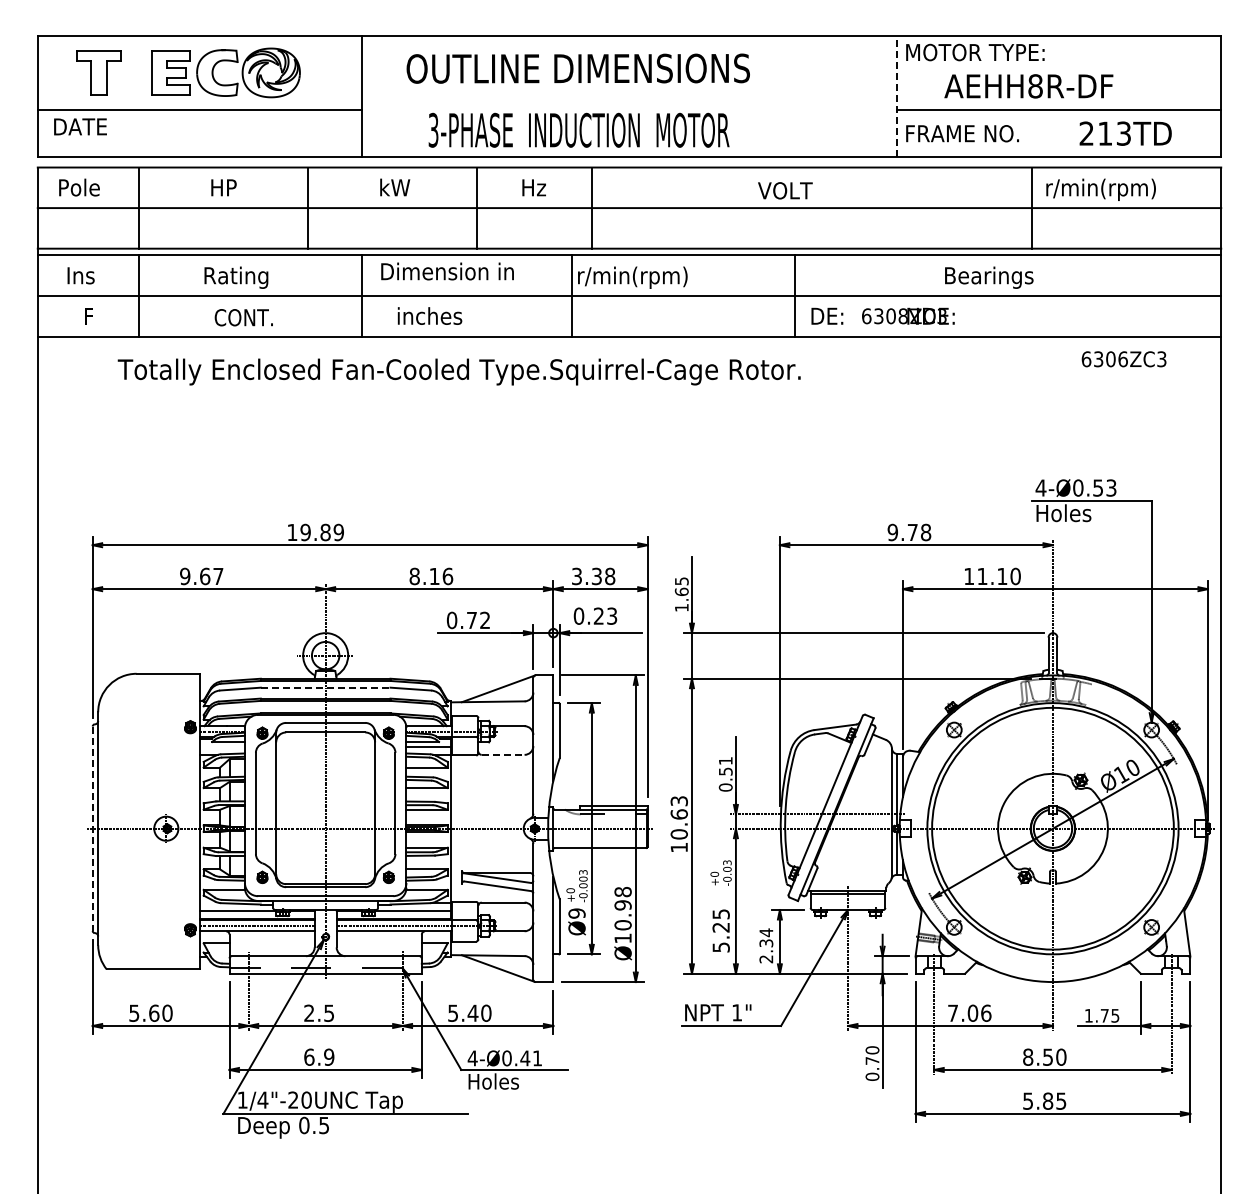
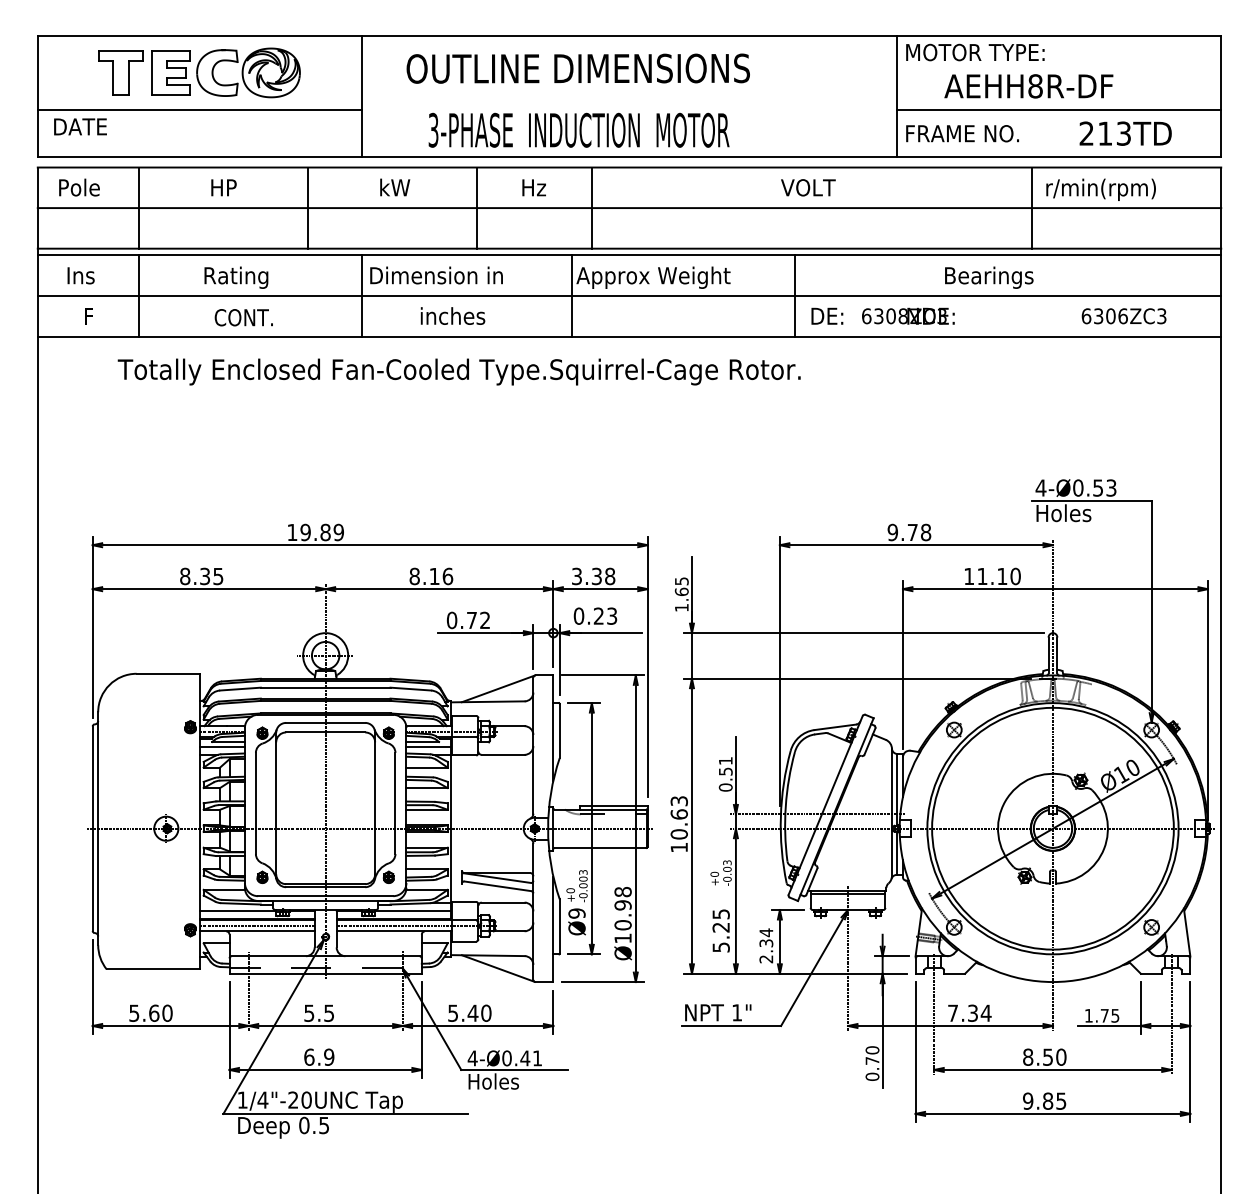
part position: (98, 72) -> (120, 72) (120, 72)
line: dashed -> solid (896, 96)
text position: (785, 190) -> (808, 187) (808, 187)
text position: (447, 271) -> (436, 275) (436, 275)
text: r/min(rpm) -> Approx Weight (653, 277)
text position: (429, 315) -> (452, 315) (452, 315)
text position: (1123, 359) -> (1123, 316) (1123, 316)
text: 9.67 -> 8.35 (201, 576)
line: dashed -> solid (325, 687)
line: none -> present (222, 746)
line: dashed -> solid (503, 754)
line: dashed -> solid (92, 829)
text: 2.5 -> 5.5 (309, 1012)
text: 7.06 -> 7.34 (979, 1012)
text: 5.85 -> 9.85 (1028, 1100)
